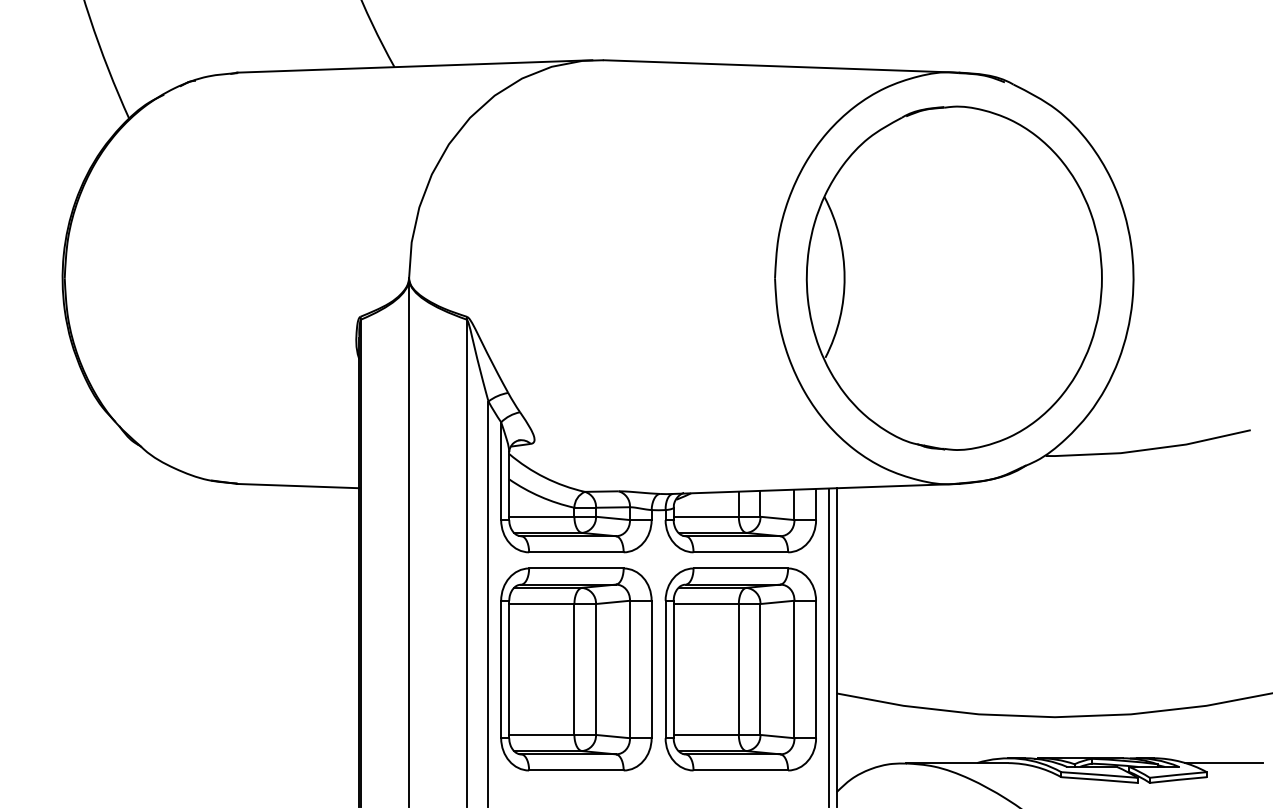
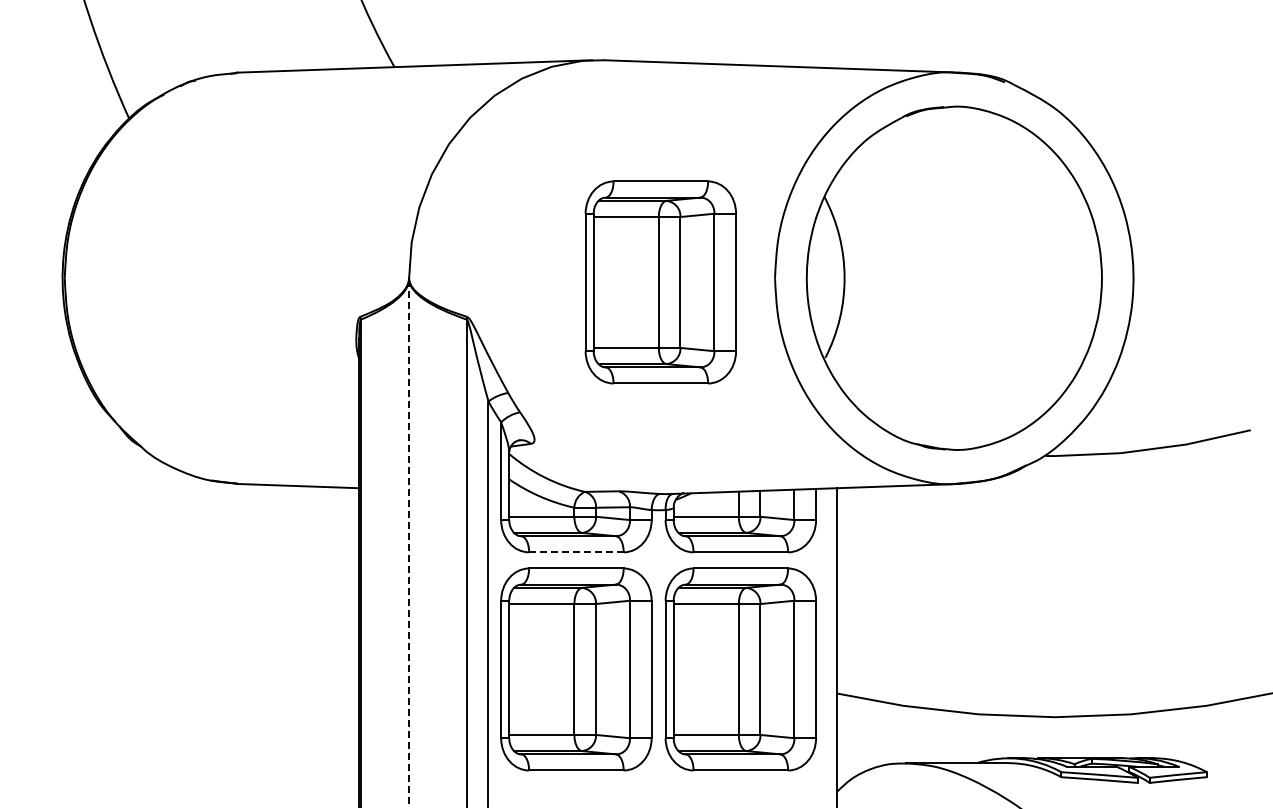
part: none -> present (660, 282)
line: solid -> dashed (409, 544)
line: solid -> dashed (575, 552)
line: present -> none (828, 646)
line: present -> none (1223, 763)
